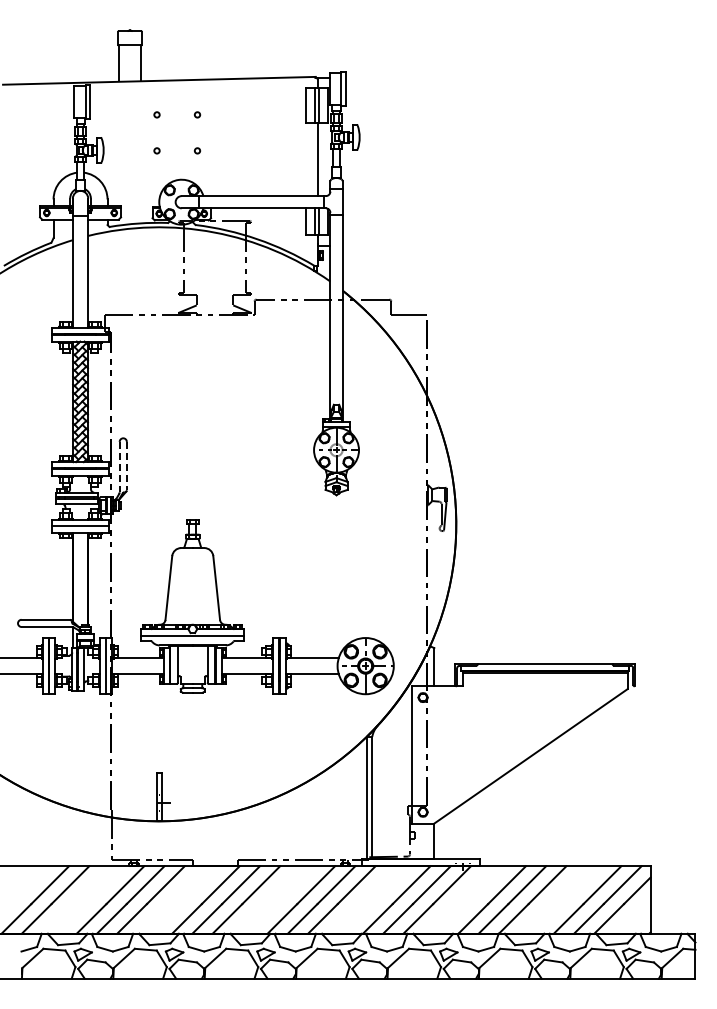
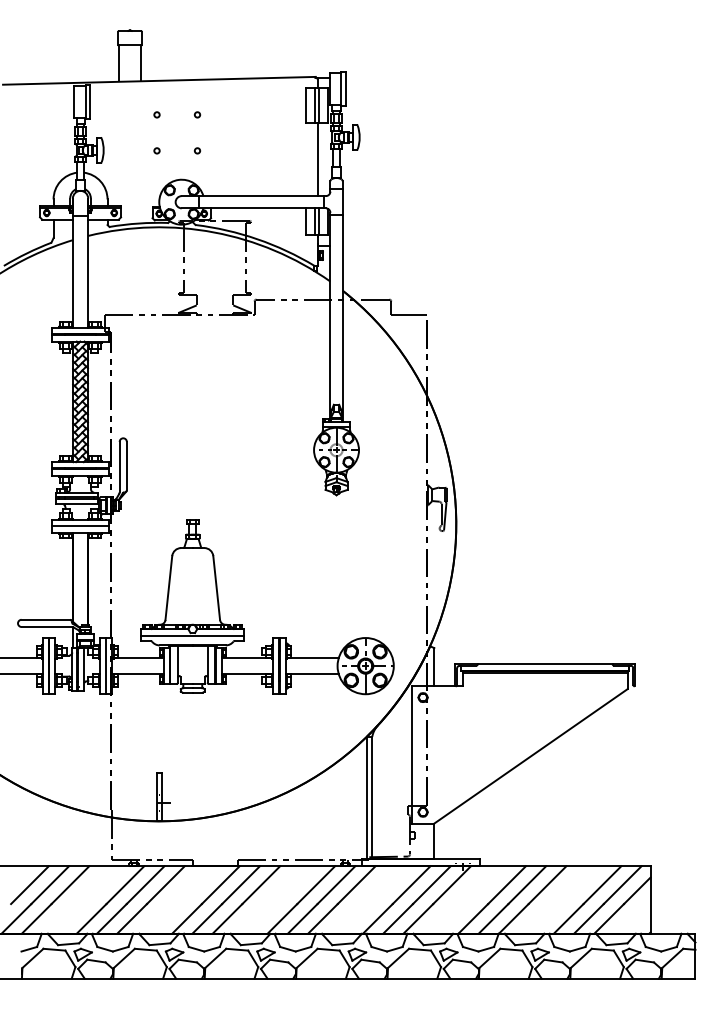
line: dashed -> solid (126, 466)
line: dashed -> solid (119, 467)
line: none -> present (29, 885)
